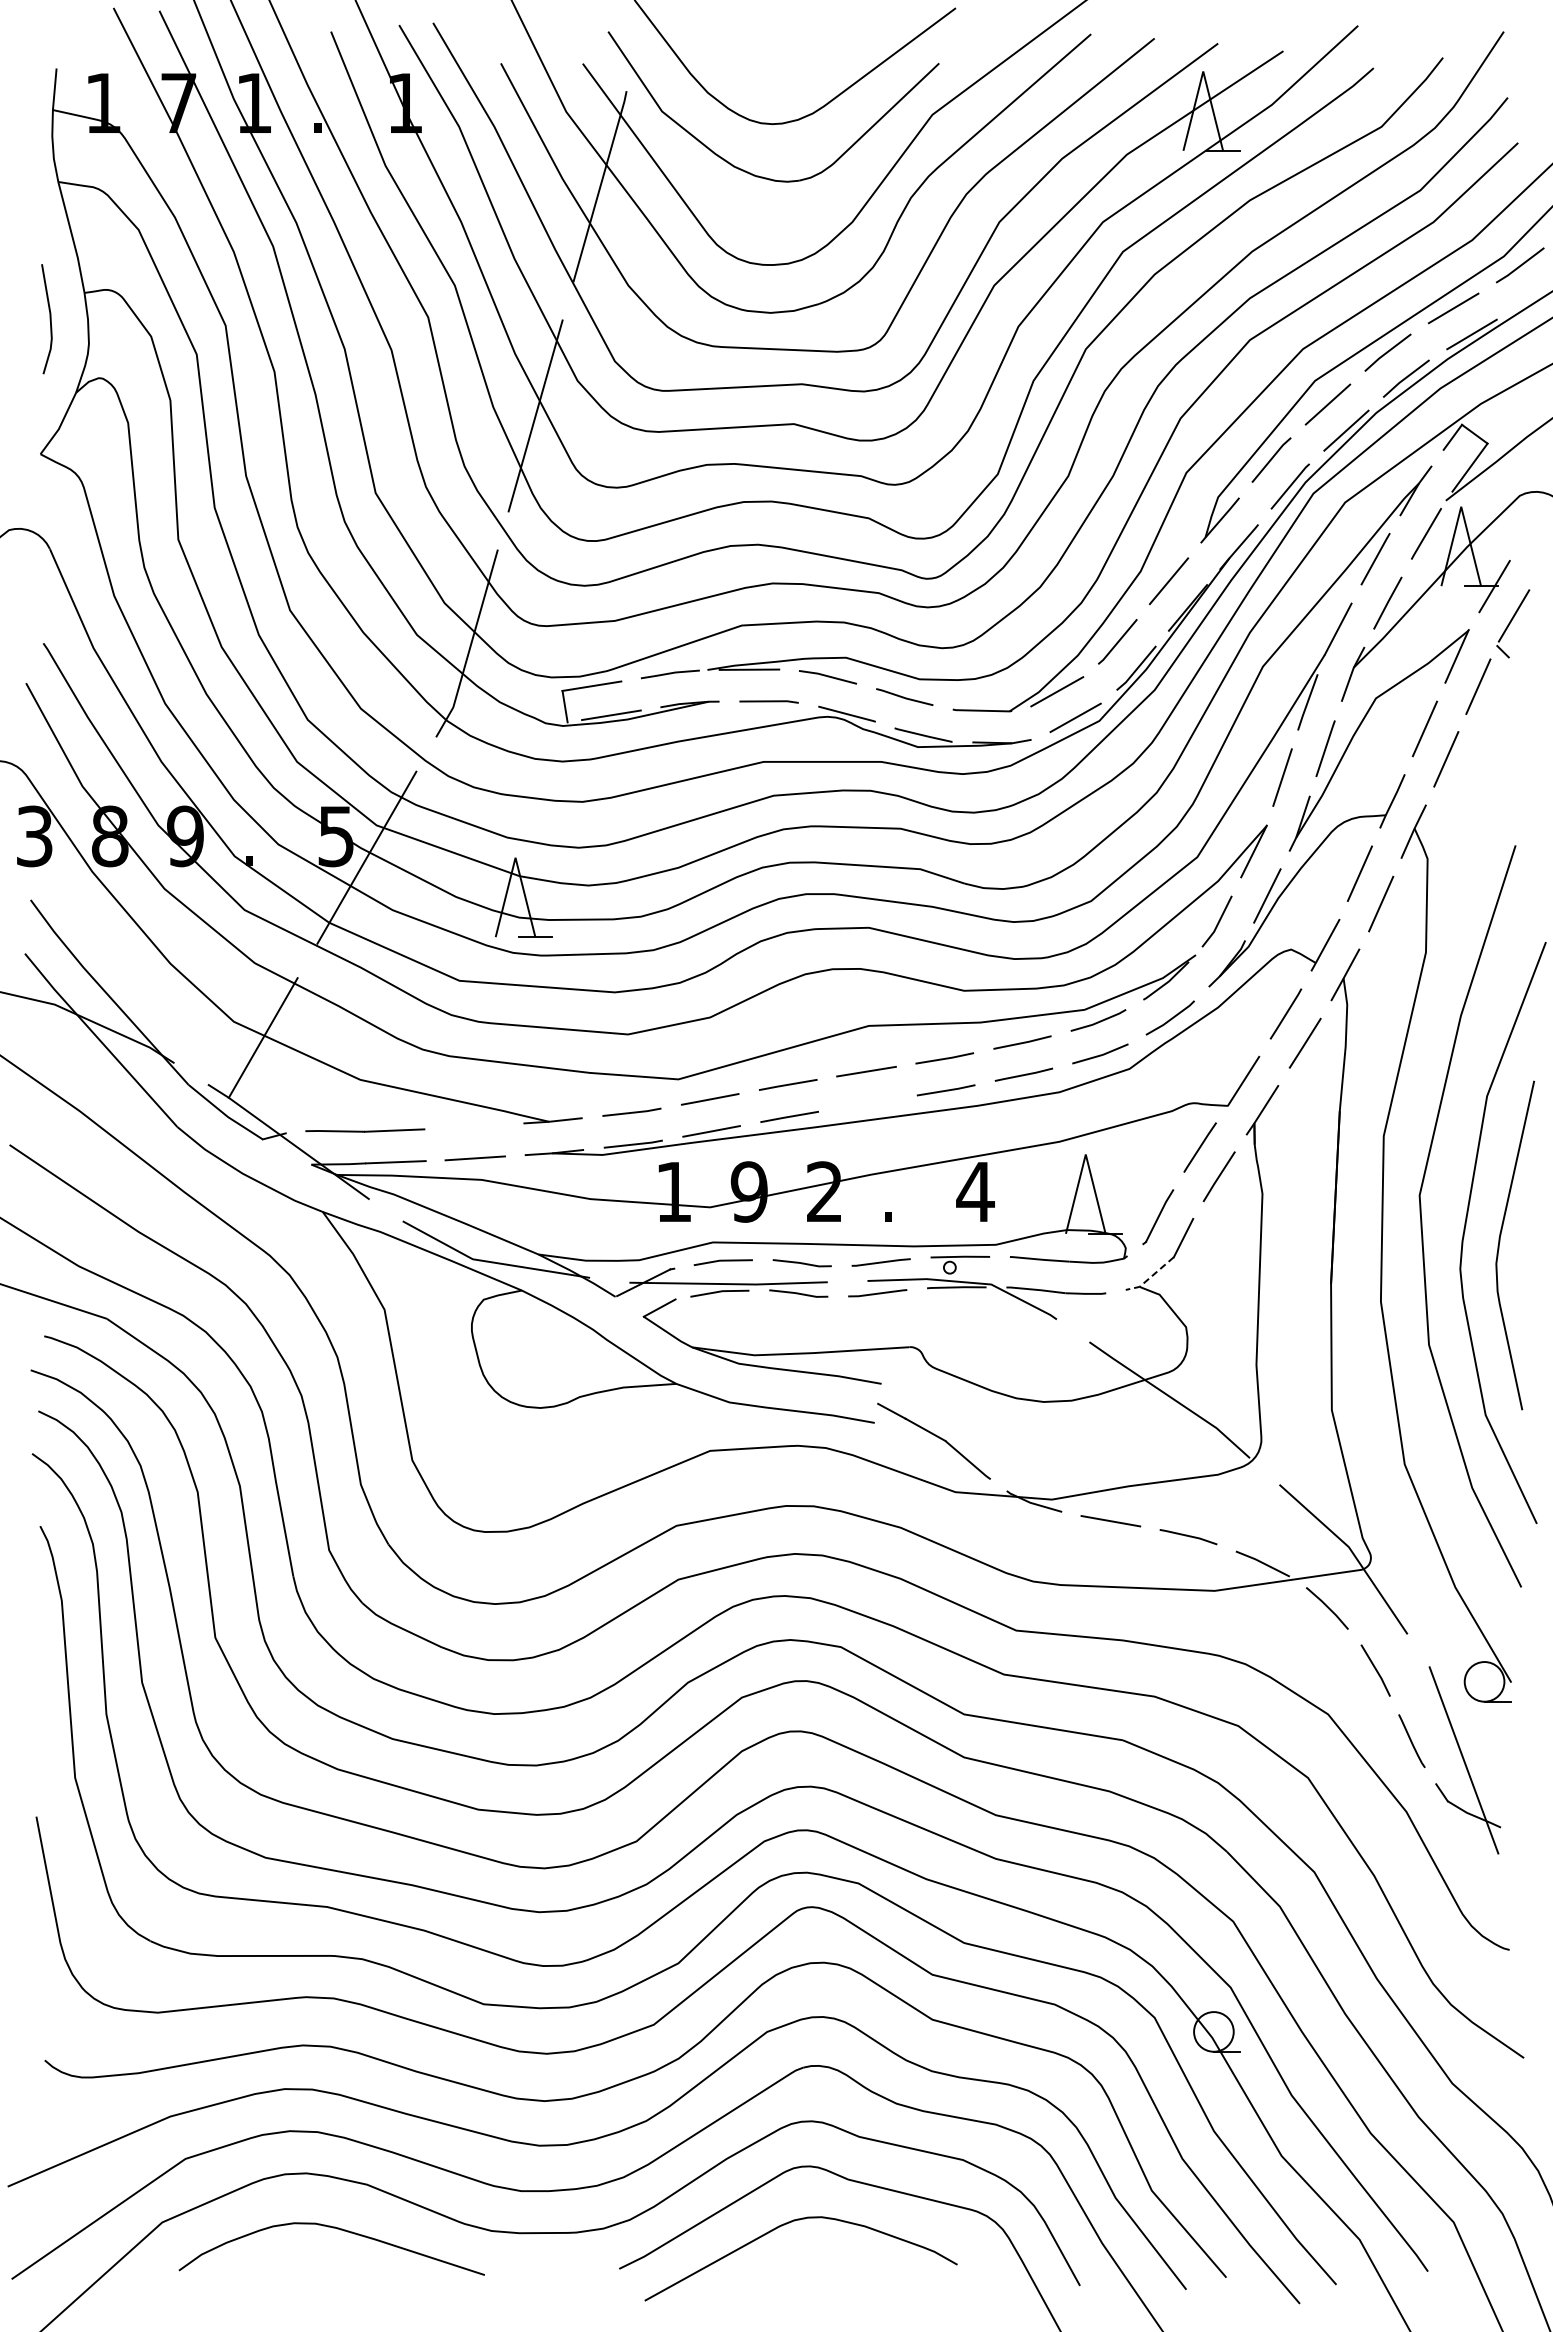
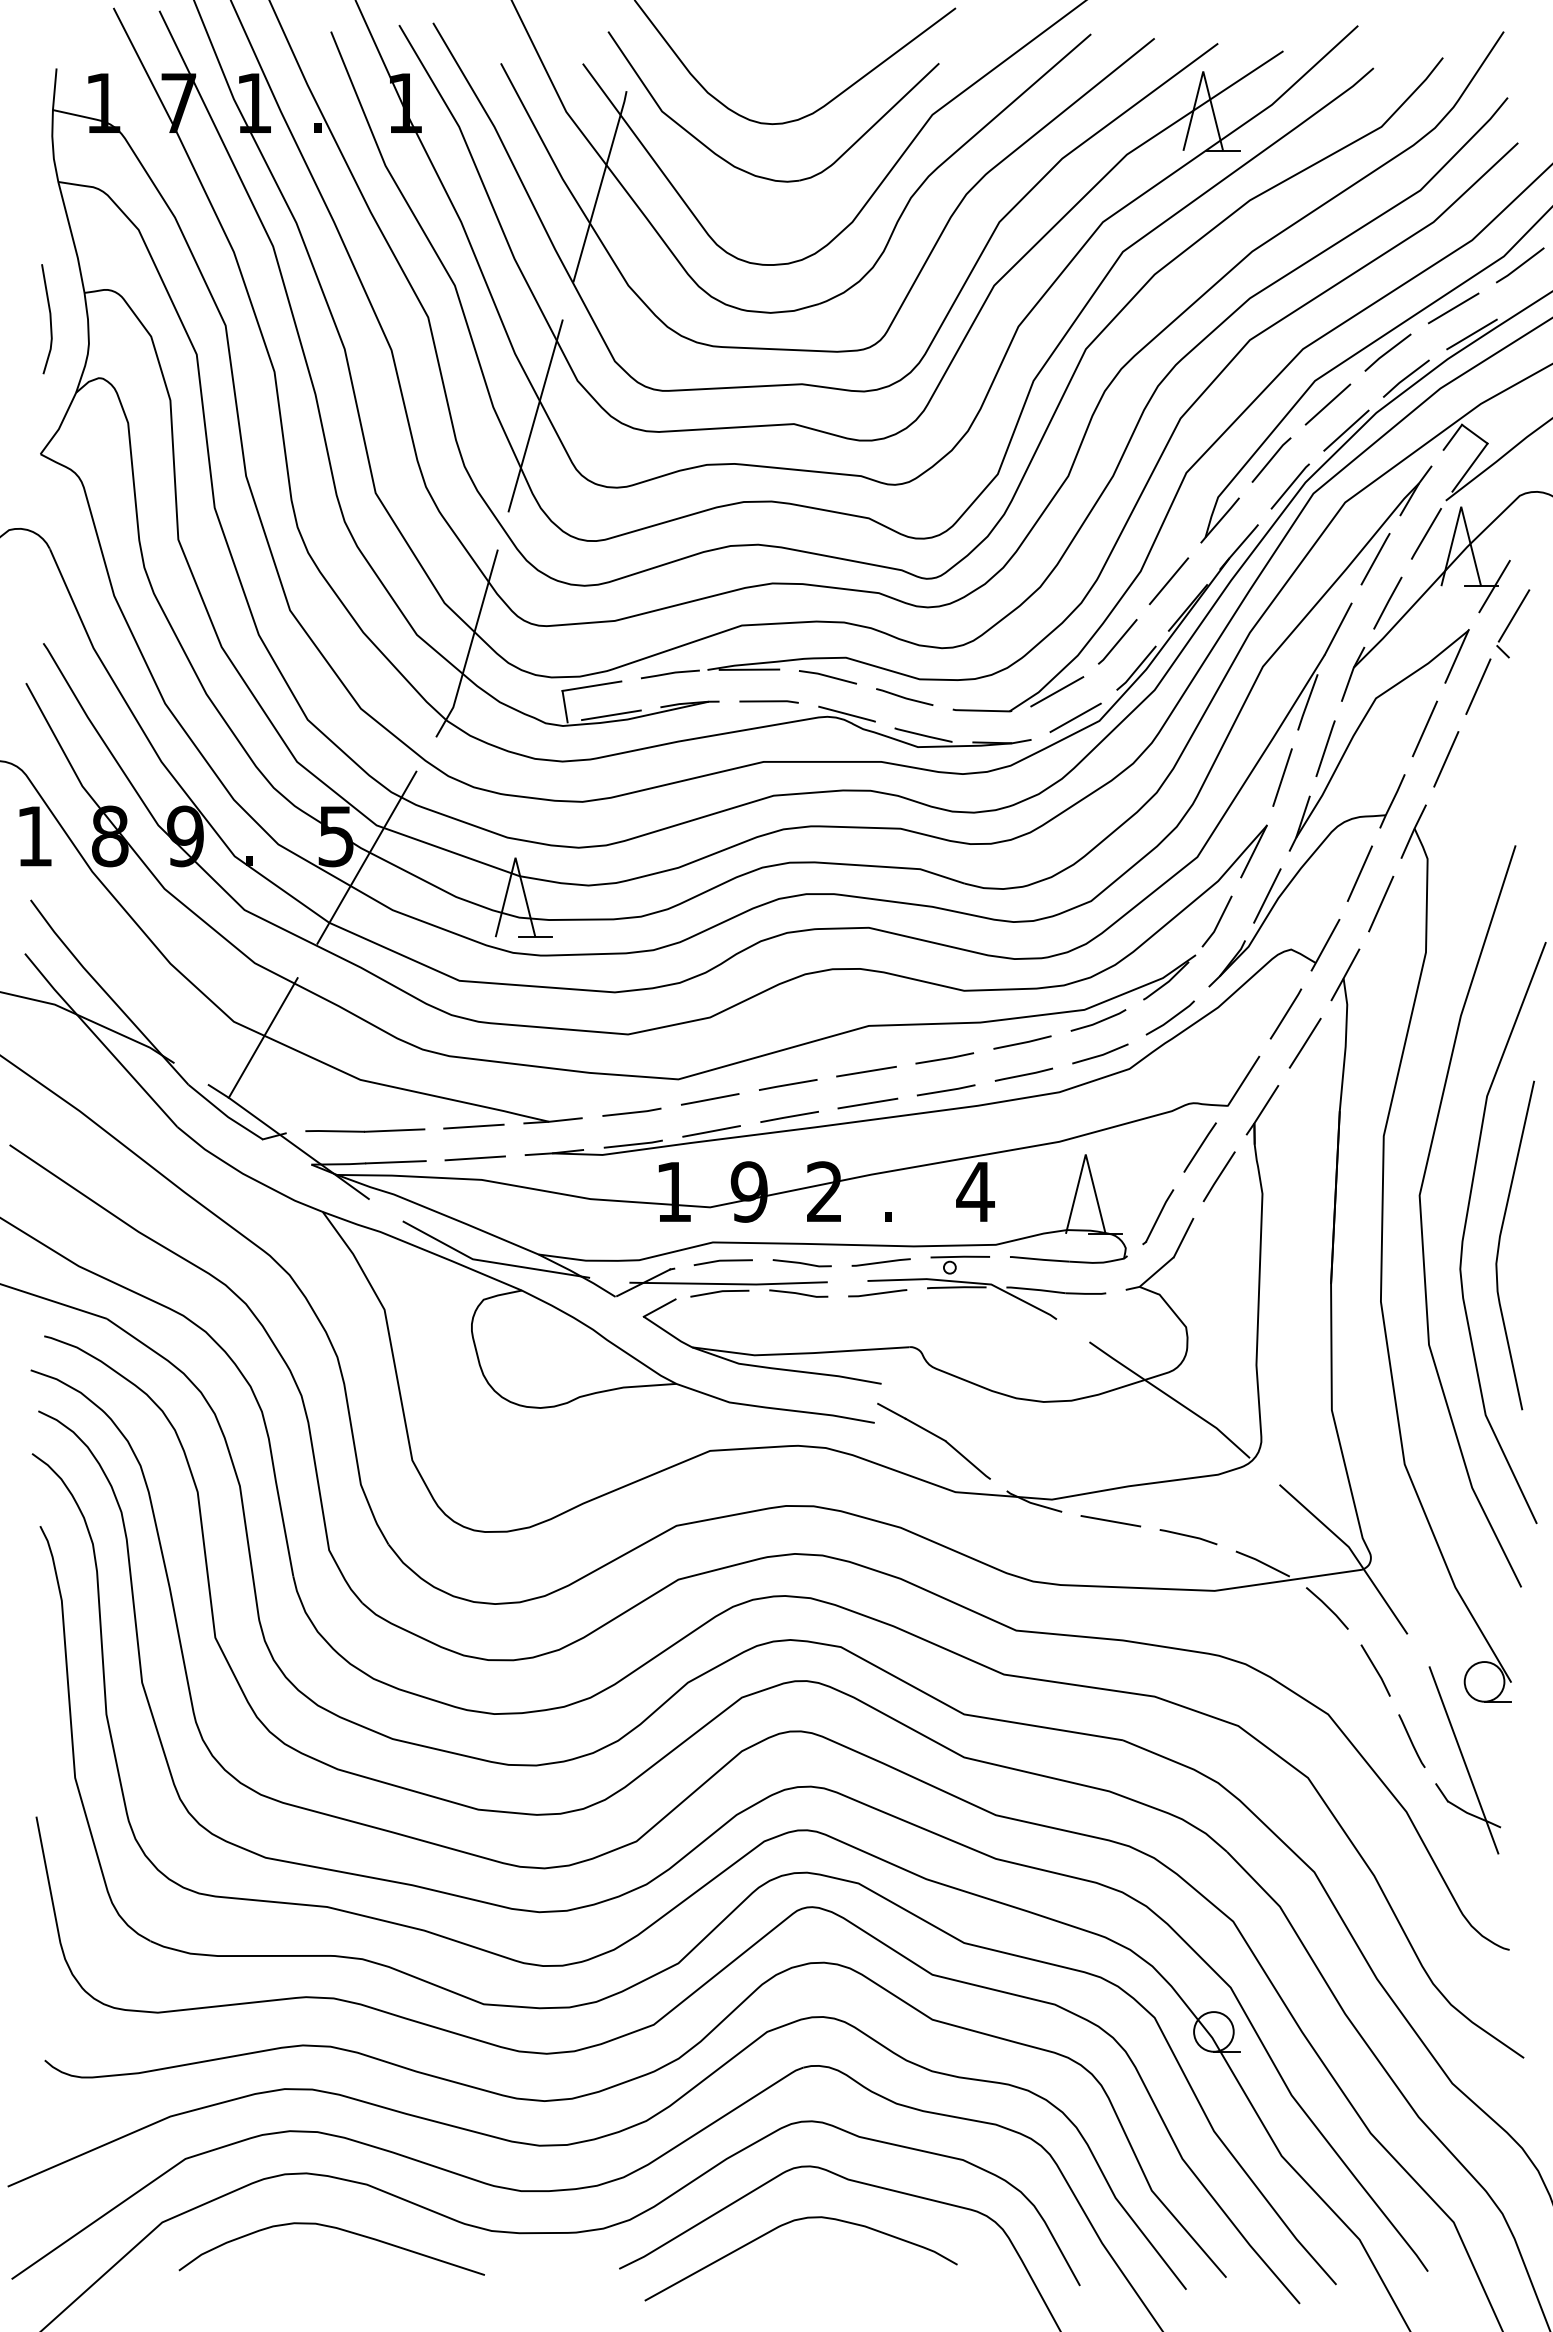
text: 3 -> 1 (34, 836)
line: none -> present (867, 1103)
line: none -> present (473, 1126)
line: dashed -> solid (1150, 1277)
